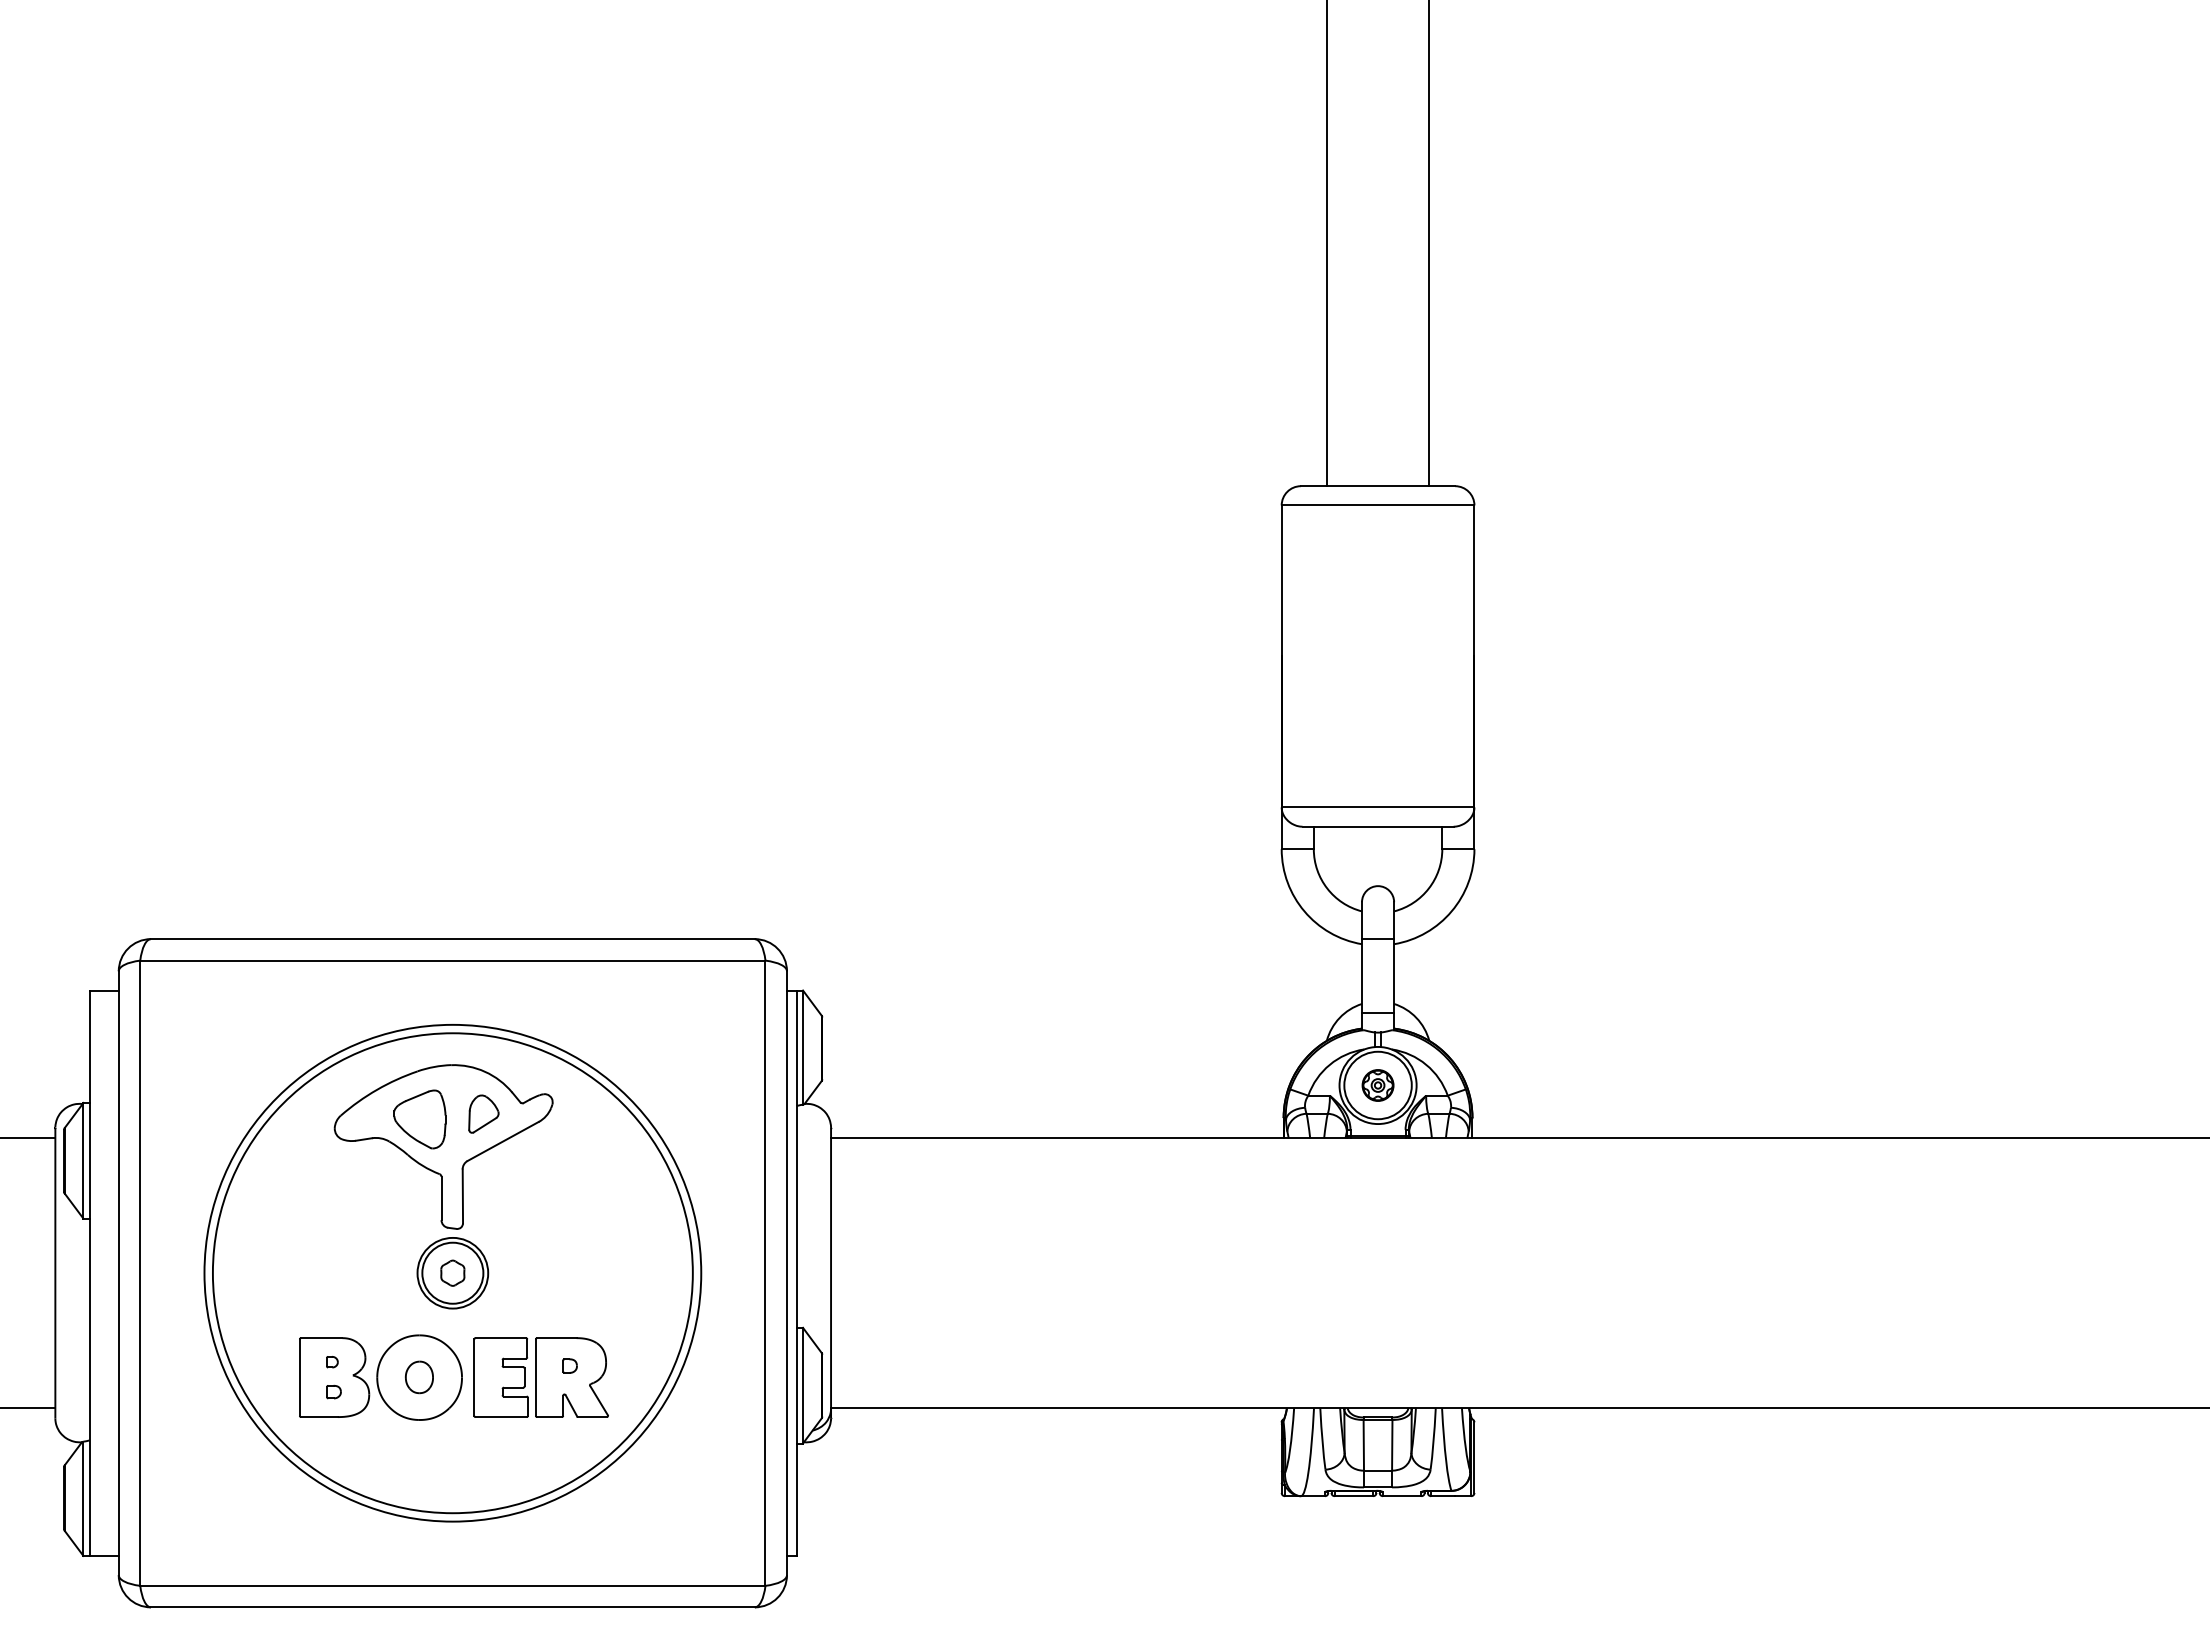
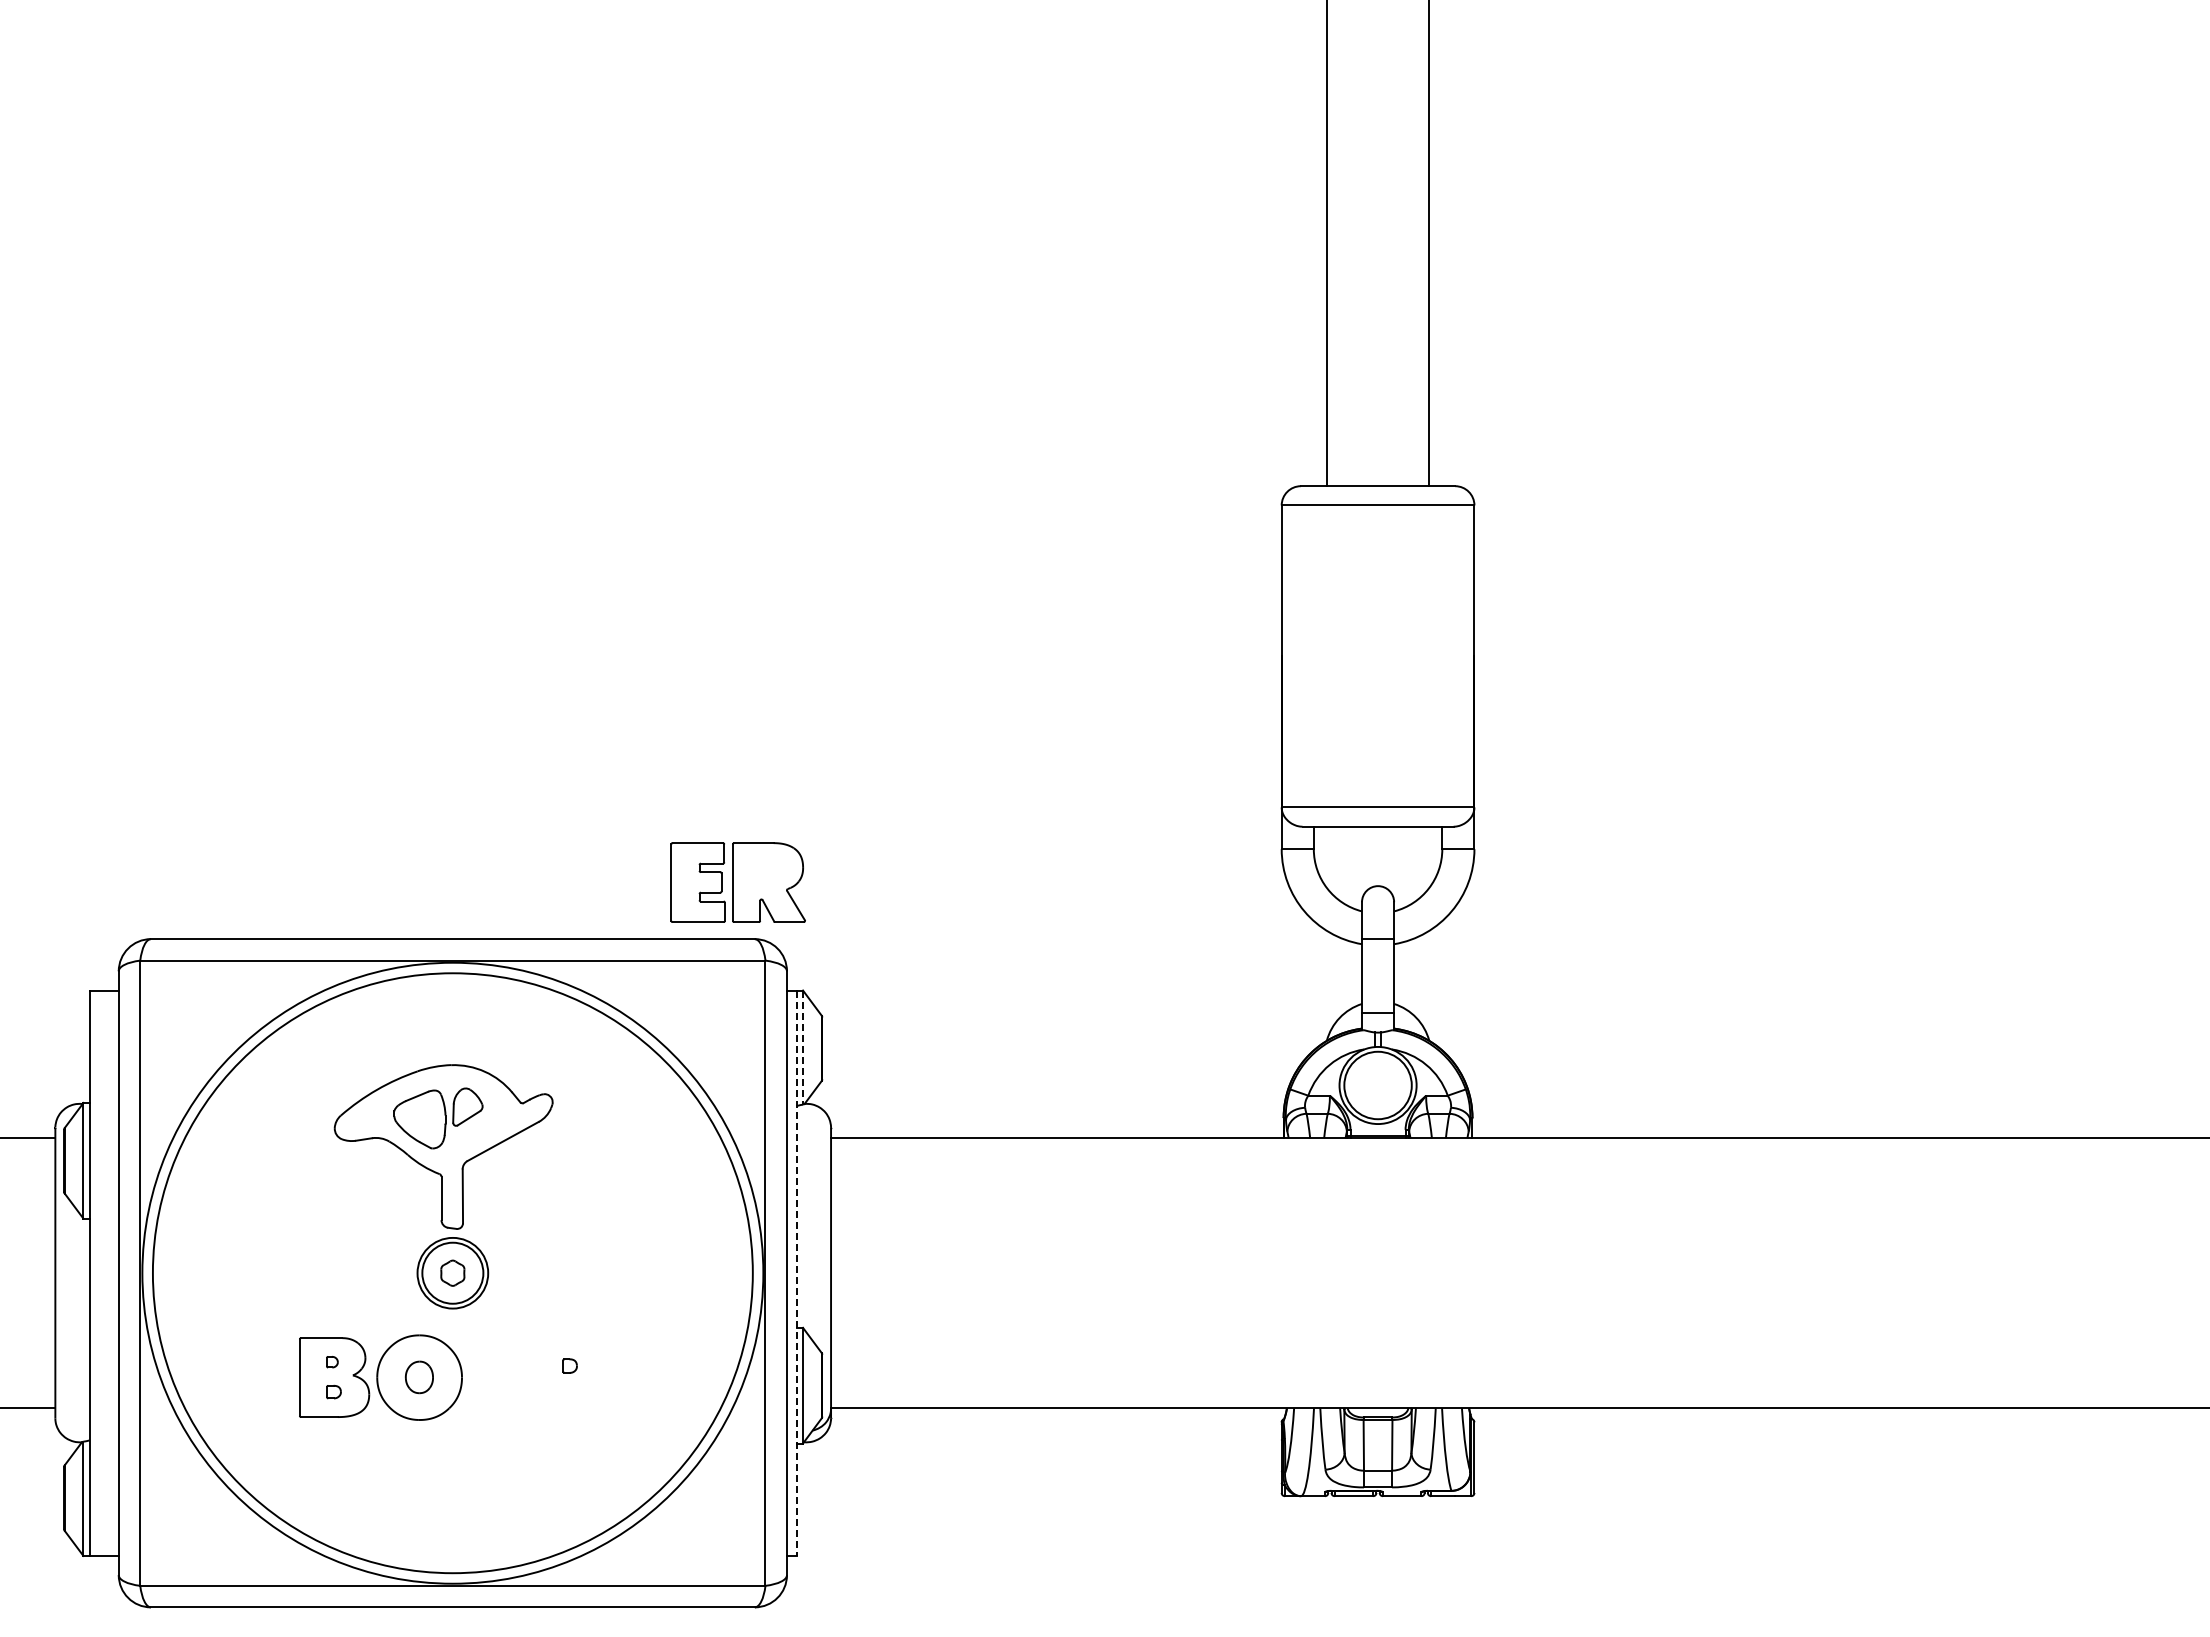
line: solid -> dashed (803, 1048)
part: present -> none (1377, 1085)
part position: (483, 1113) -> (467, 1106) (467, 1106)
circle diameter: 497 px -> 621 px (452, 1272)
circle diameter: 480 px -> 600 px (452, 1273)
line: solid -> dashed (796, 1273)
part position: (540, 1377) -> (737, 882) (737, 882)
